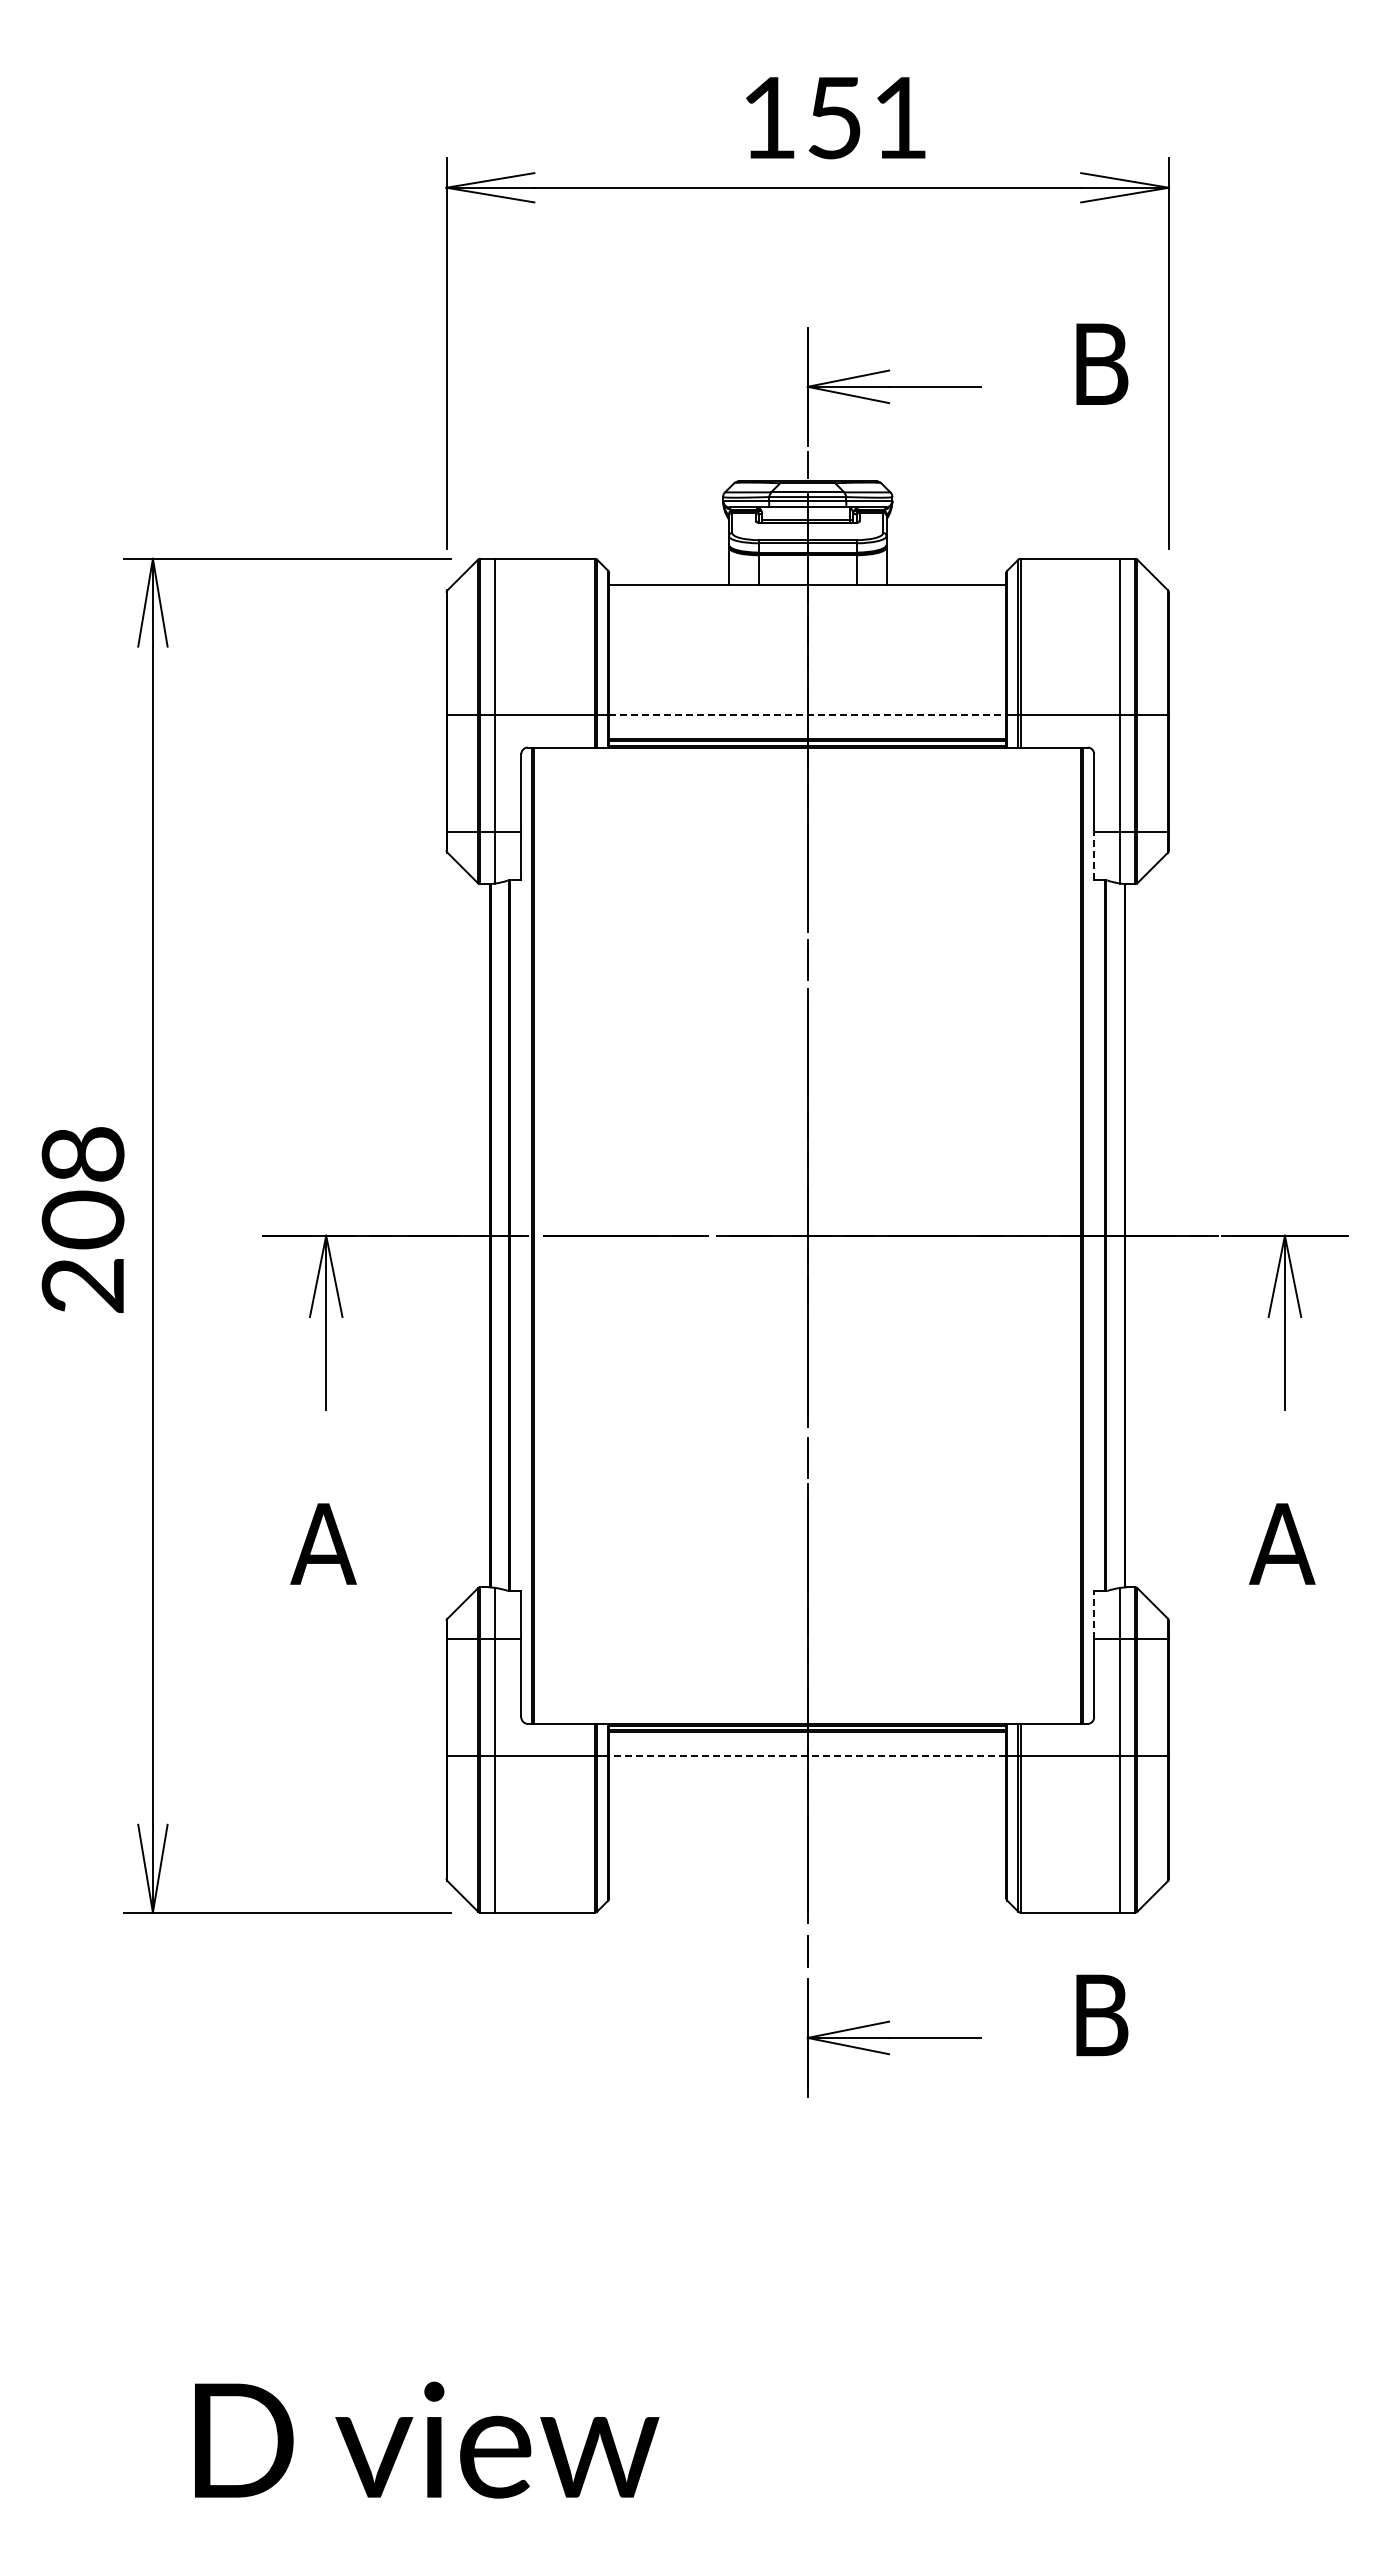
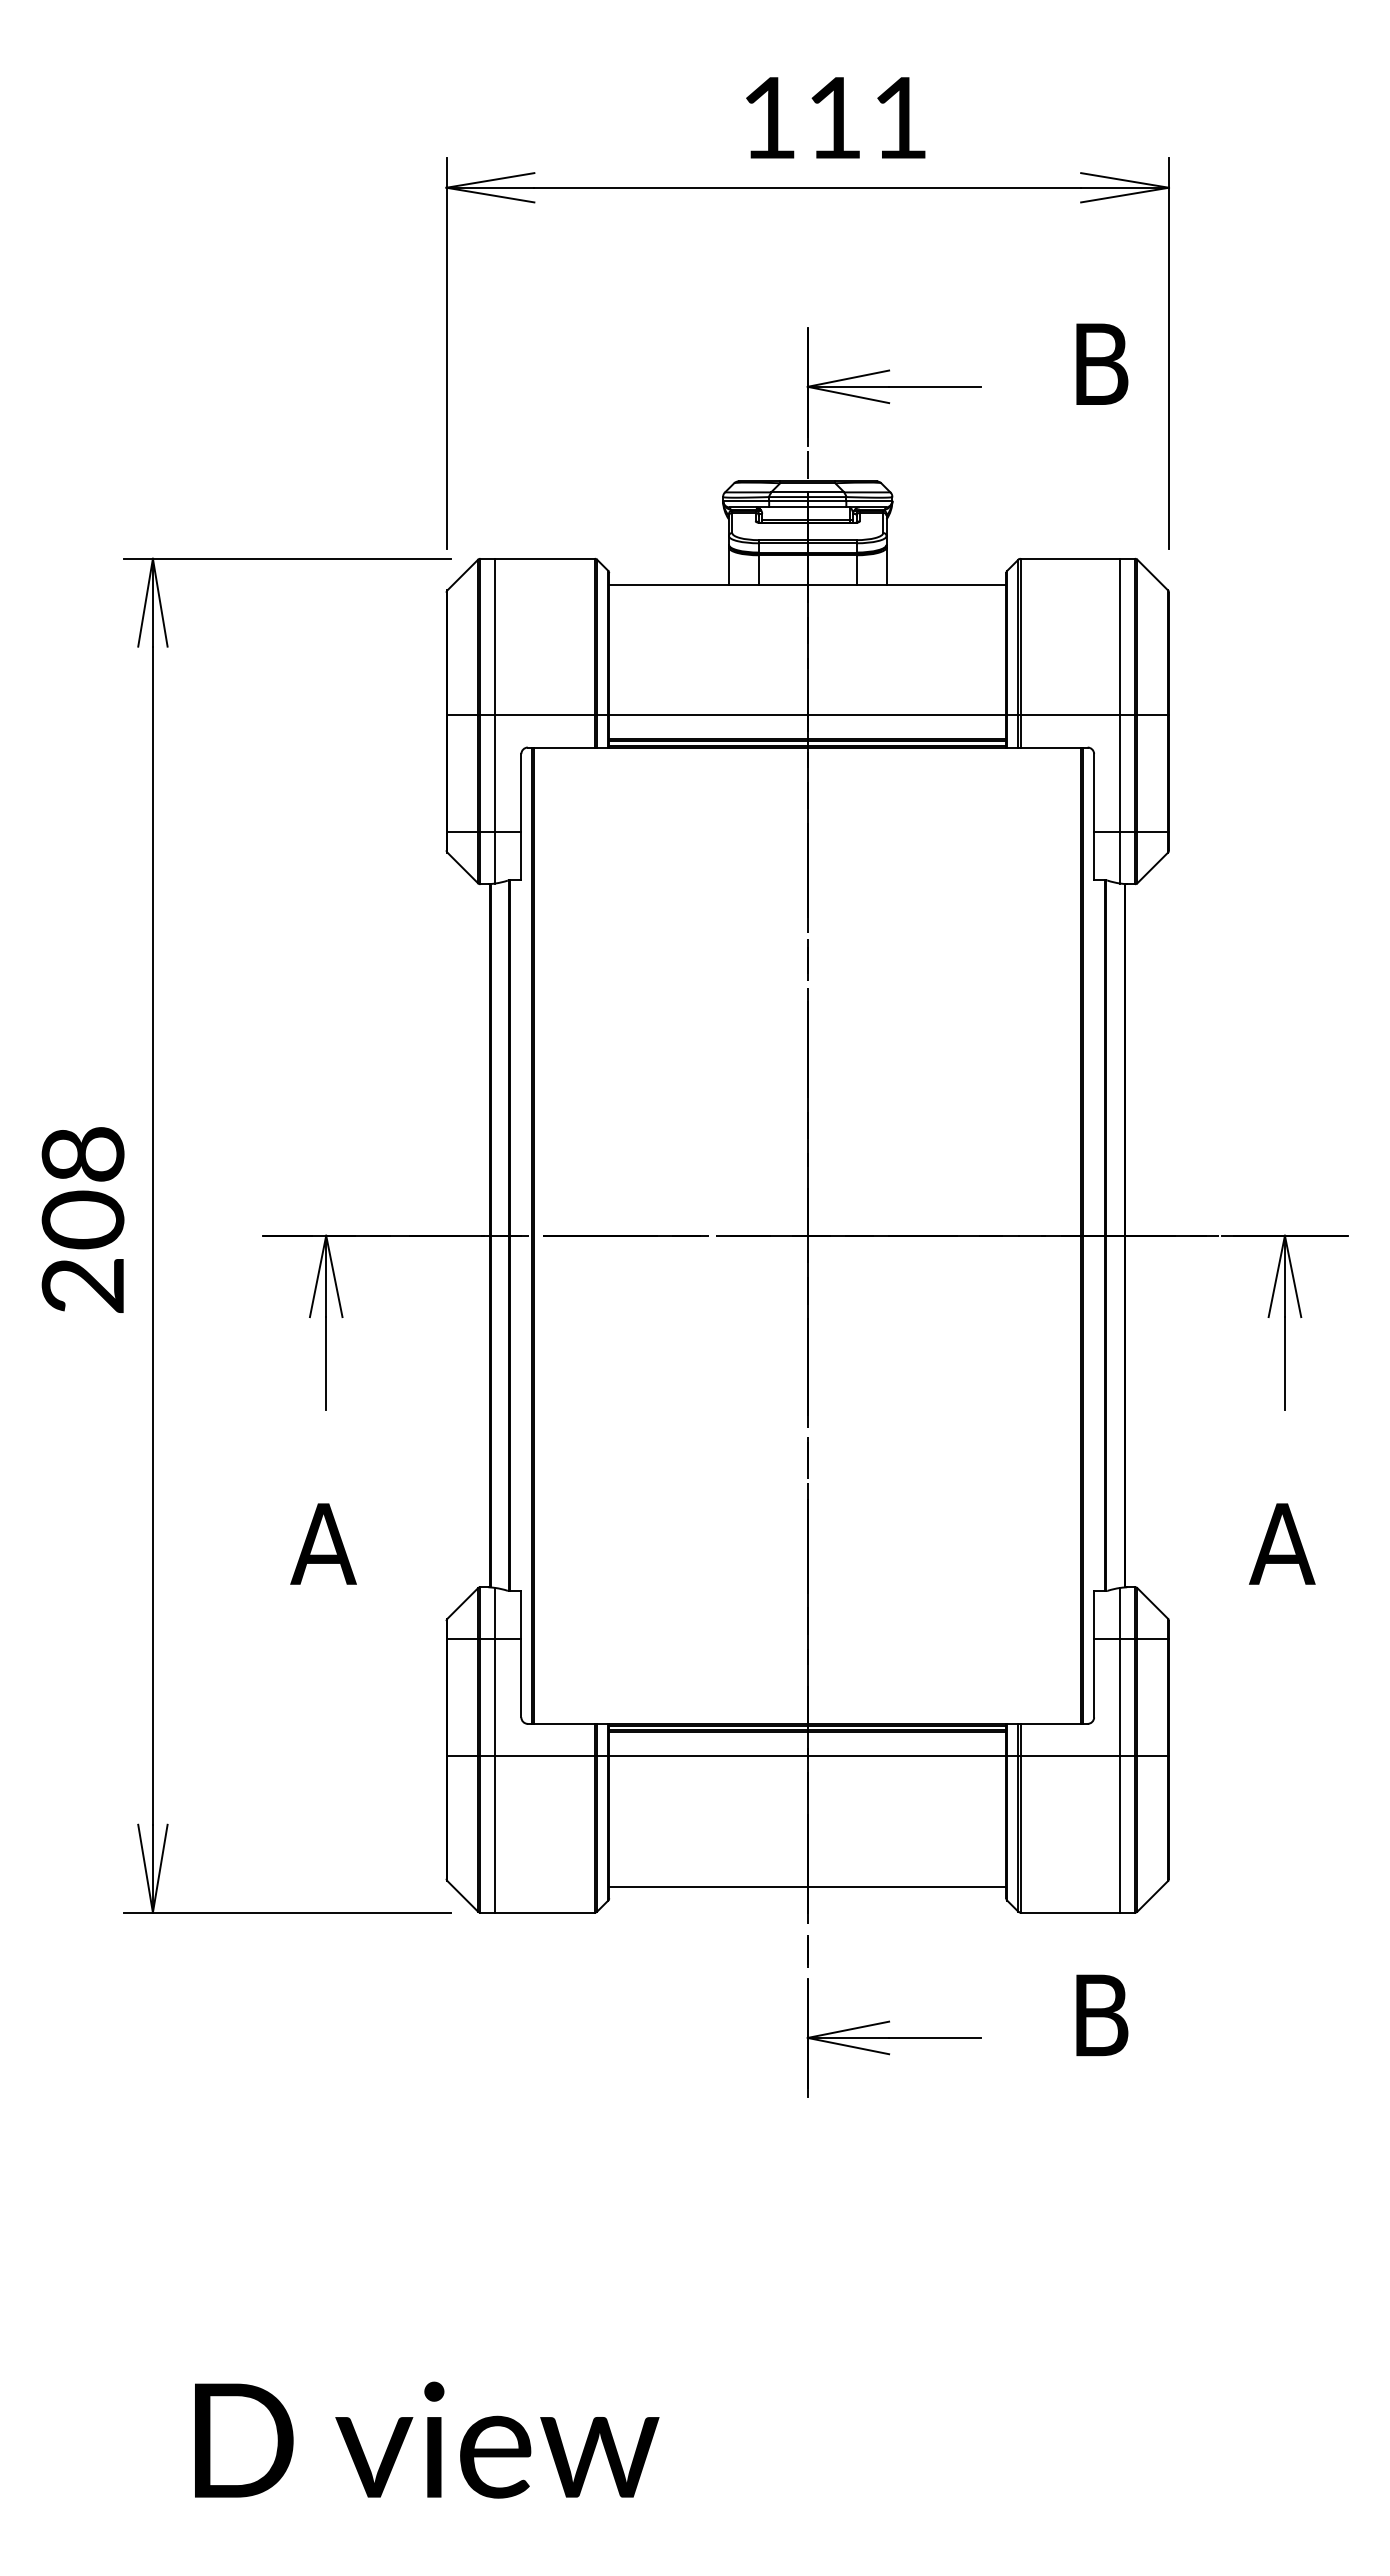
text: 151 -> 111 (834, 118)
line: dashed -> solid (807, 715)
line: dashed -> solid (1094, 855)
line: dashed -> solid (1094, 1614)
line: dashed -> solid (807, 1756)
line: none -> present (807, 1886)
